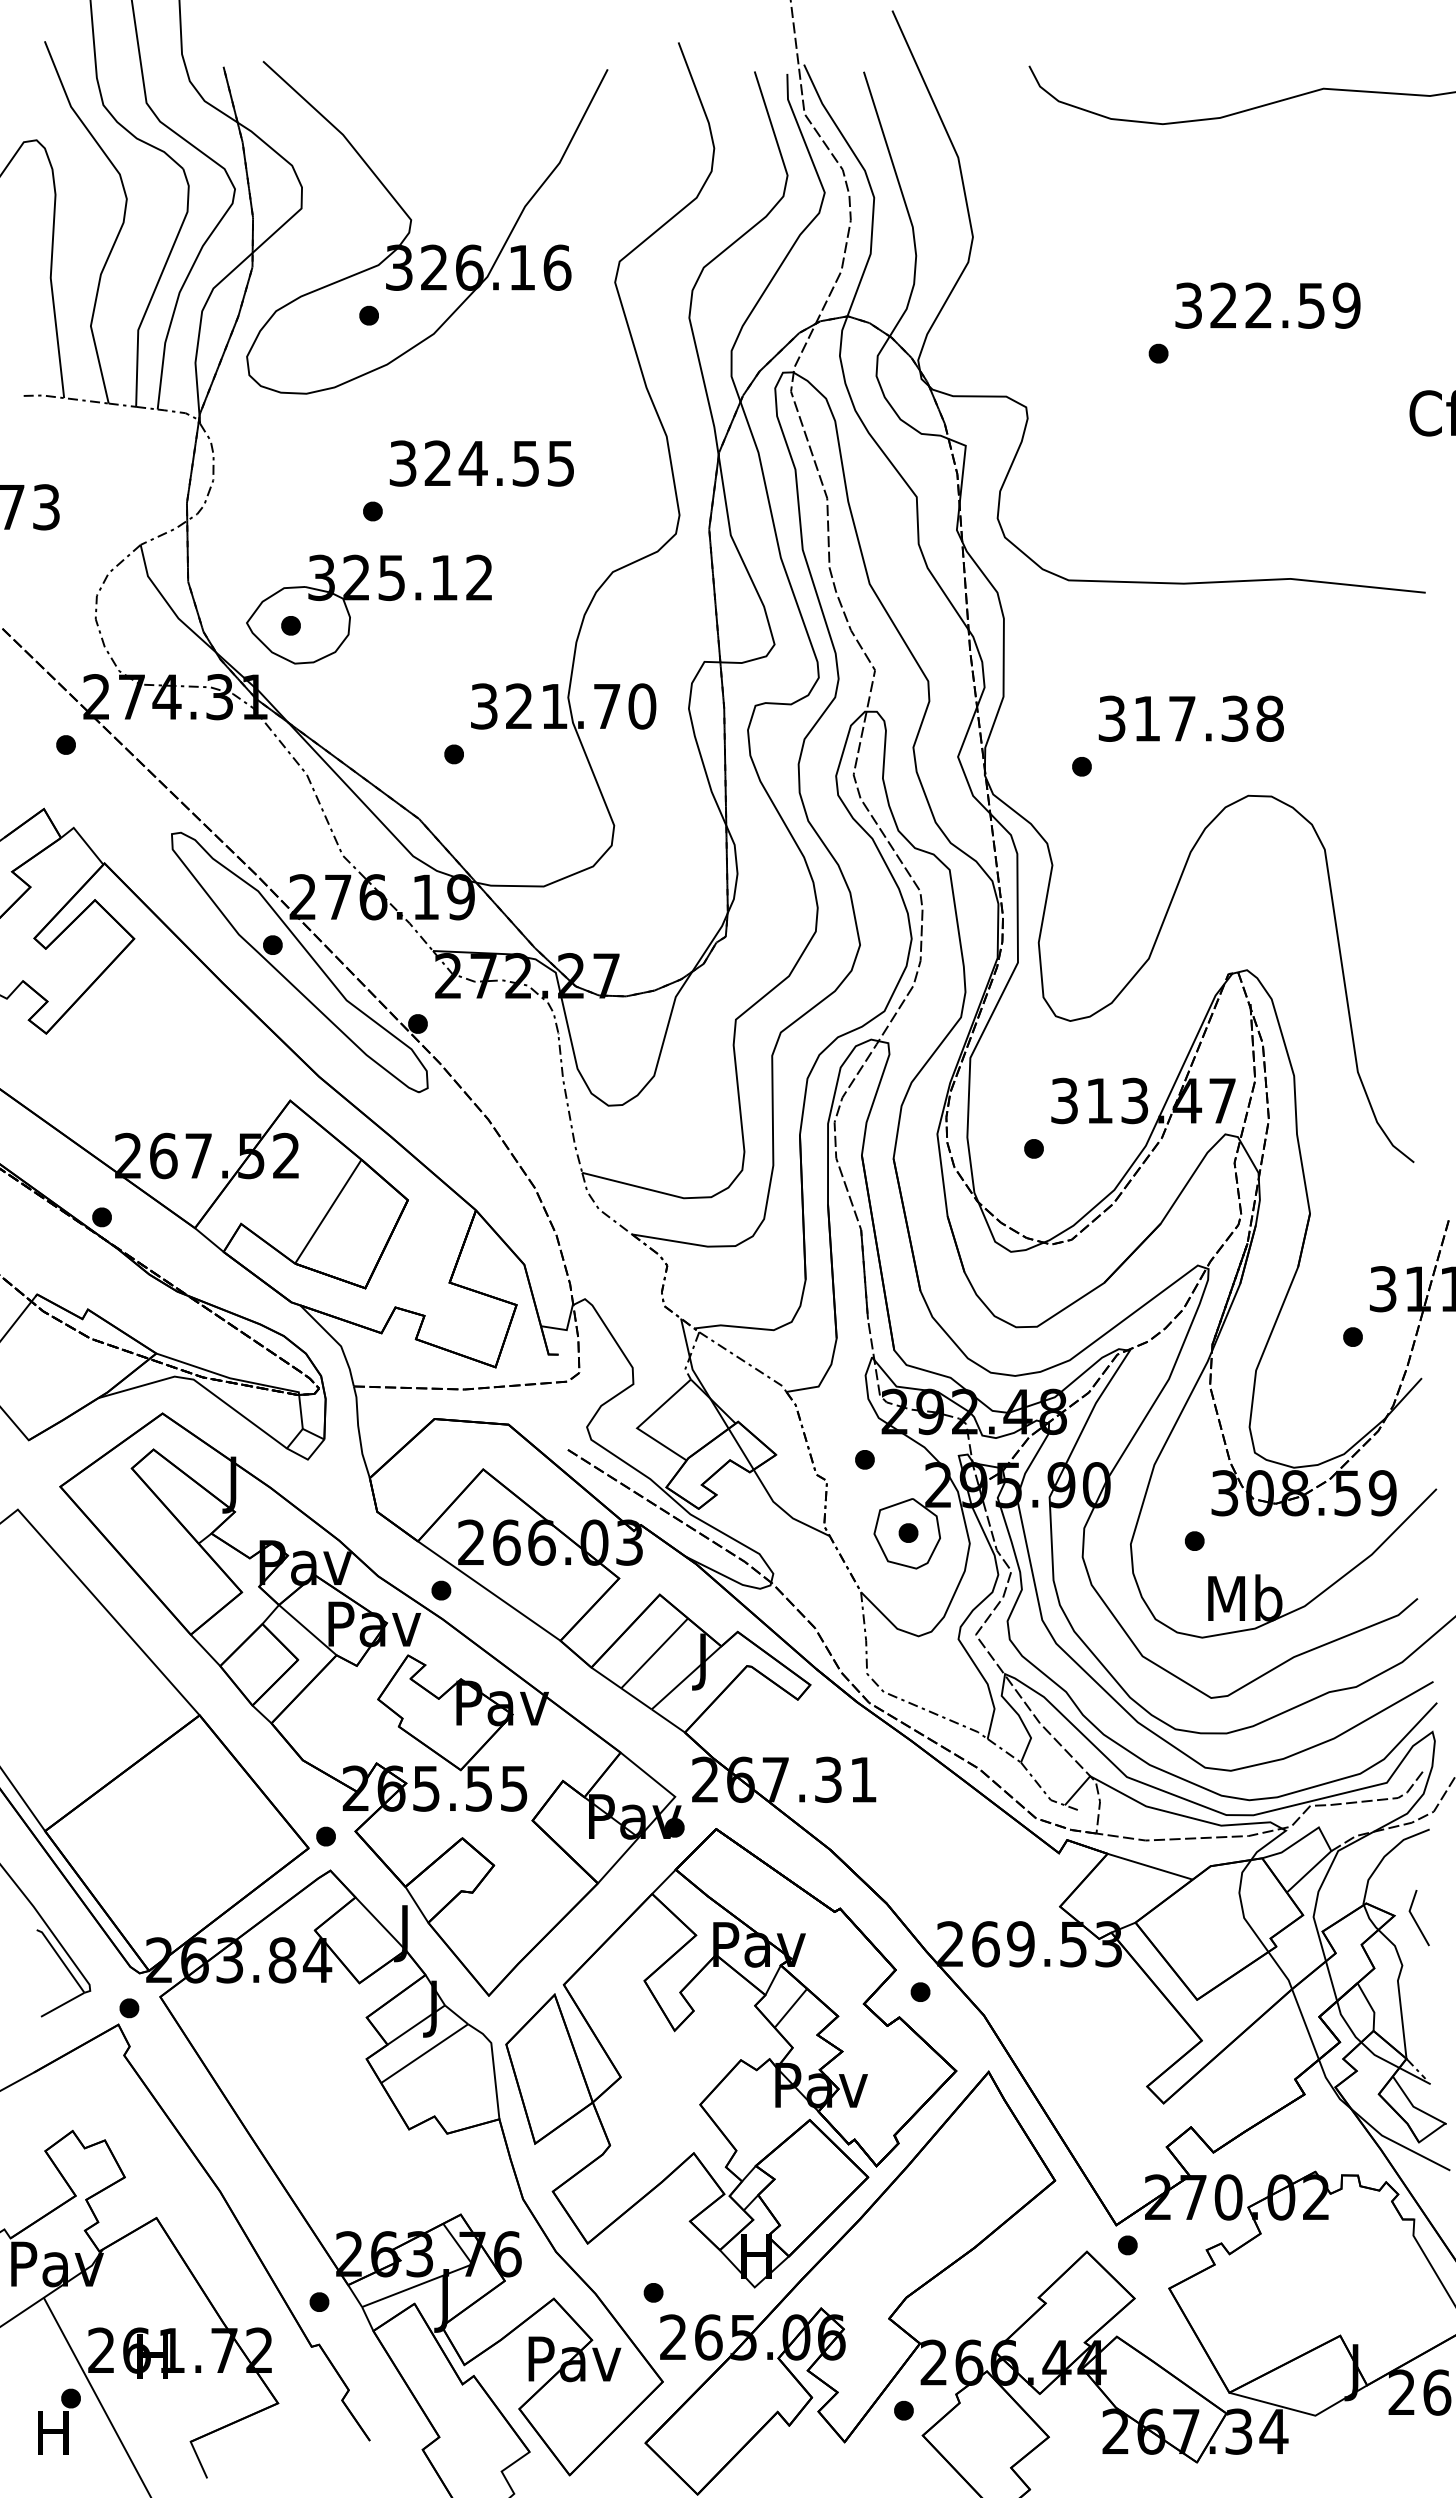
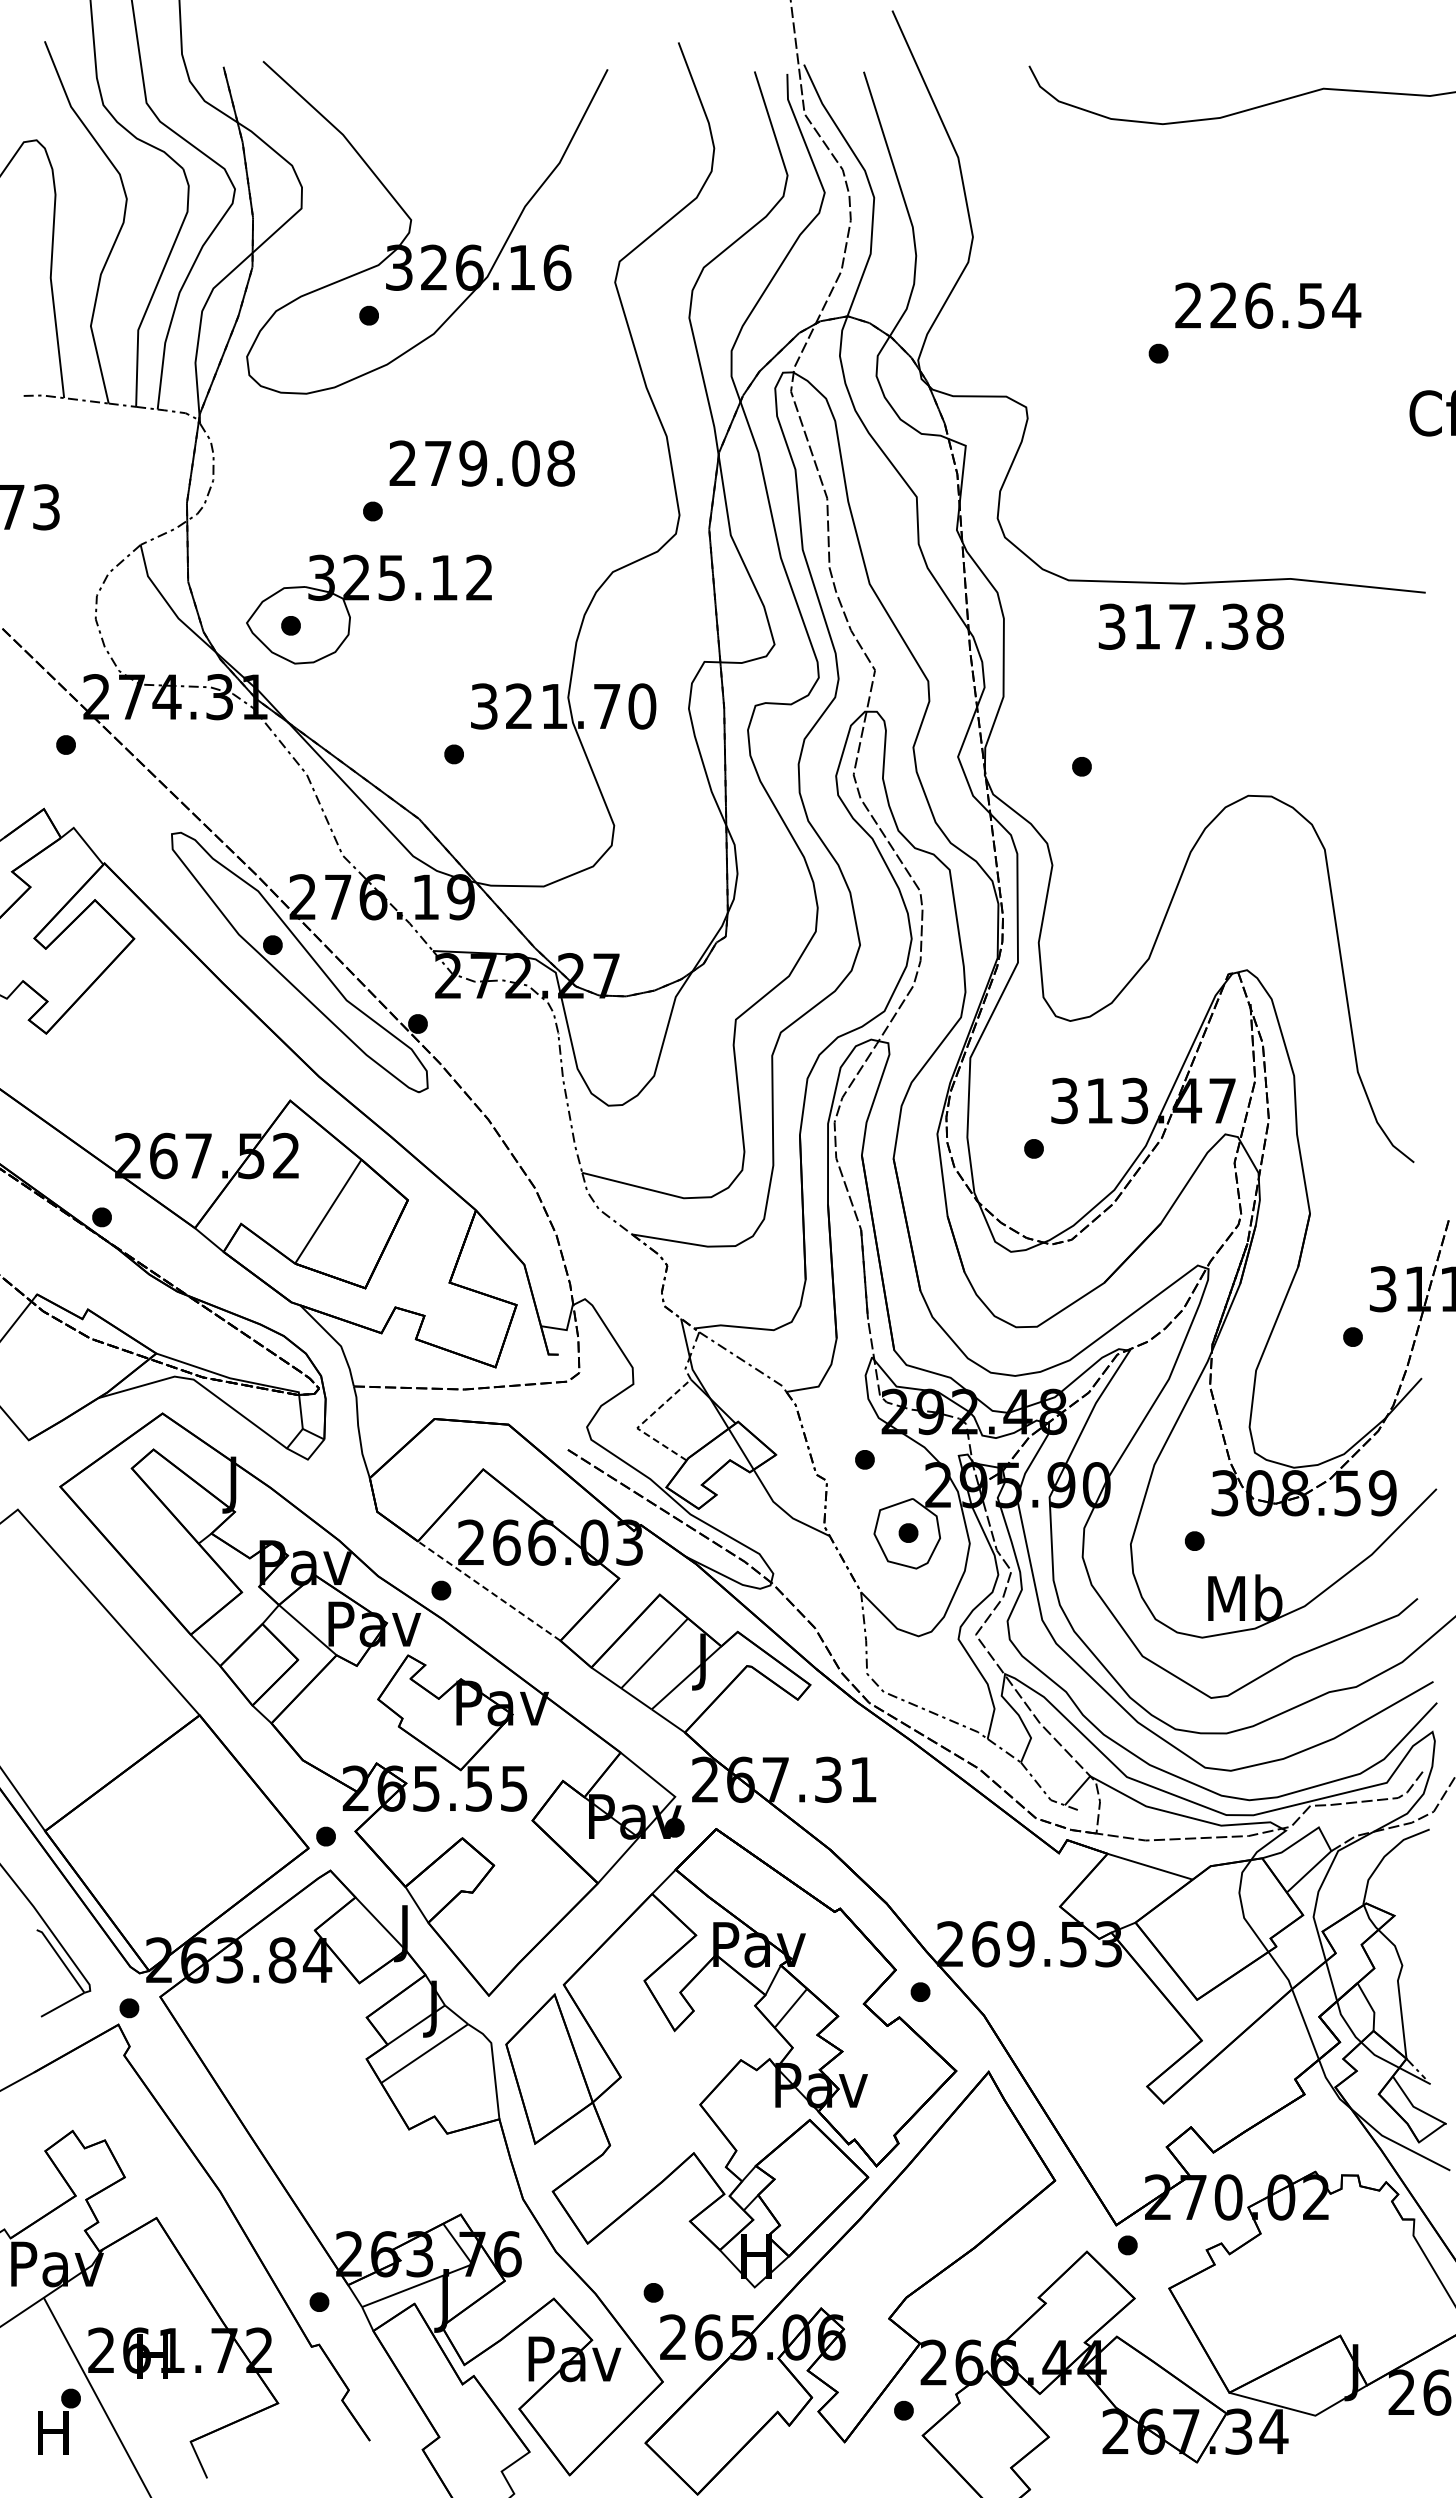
text: 322.59 -> 226.54 (1268, 305)
text: 324.55 -> 279.08 (481, 463)
text position: (1190, 718) -> (1190, 626) (1190, 626)
line: solid -> dashed (641, 1424)
line: solid -> dashed (489, 1591)
line: present -> none (1415, 1919)
